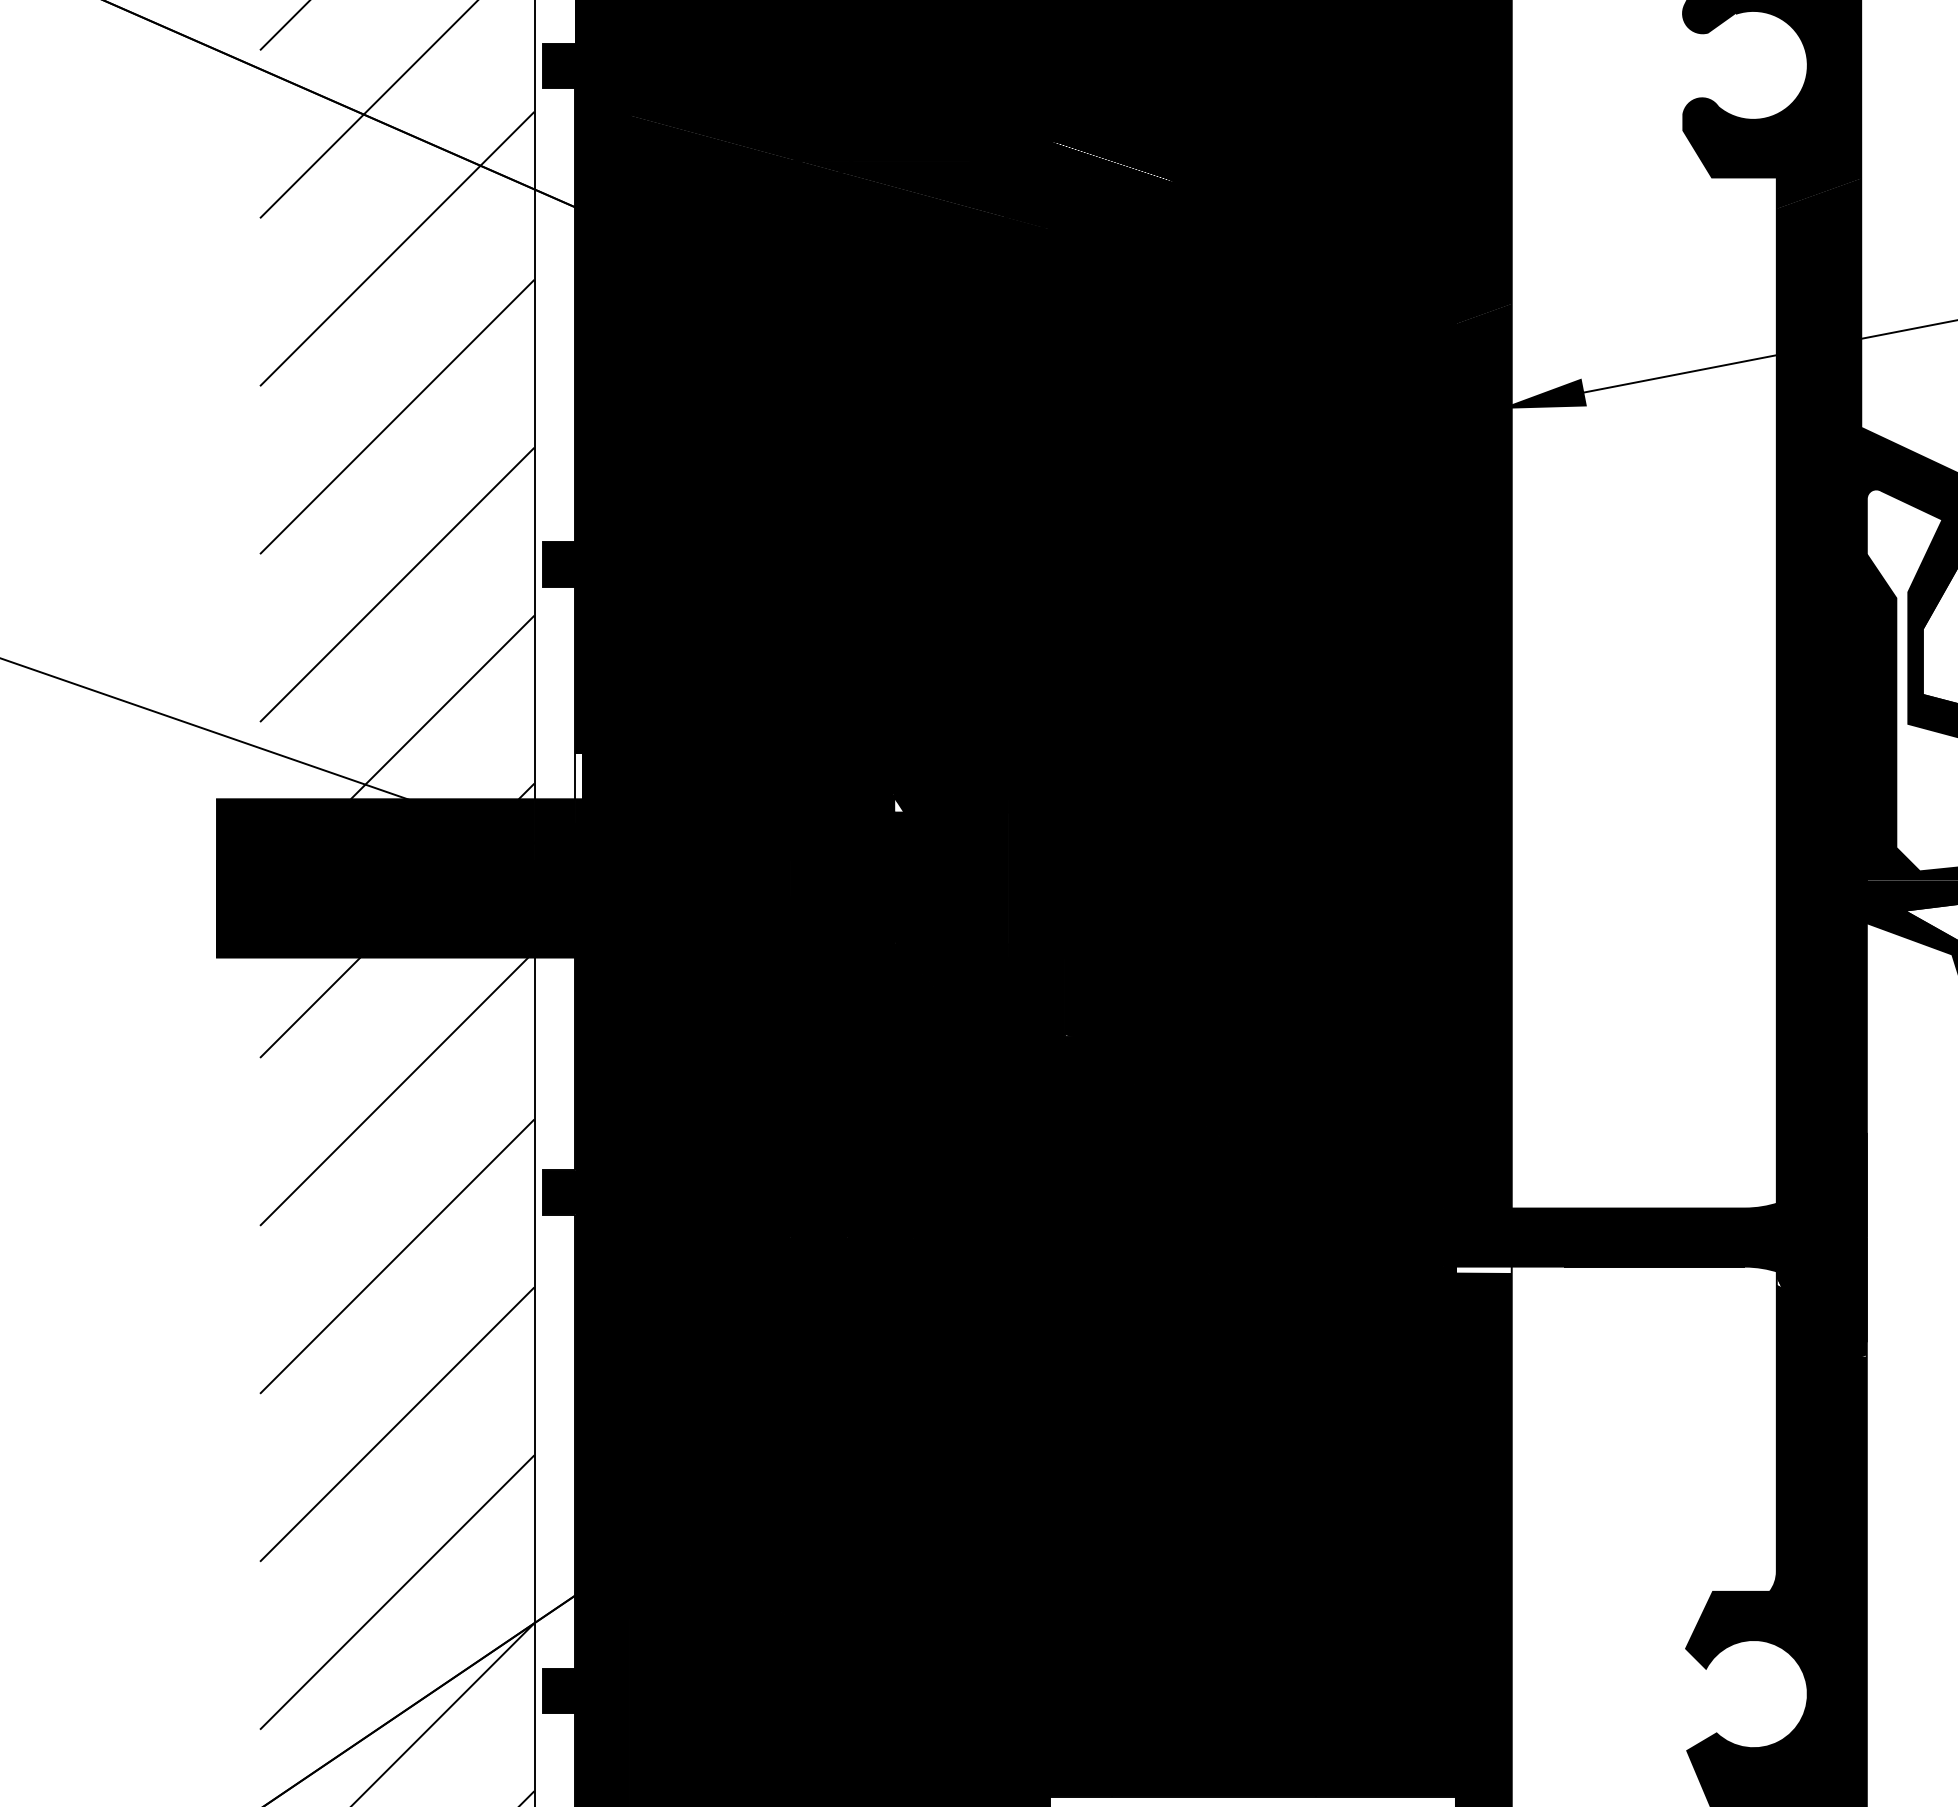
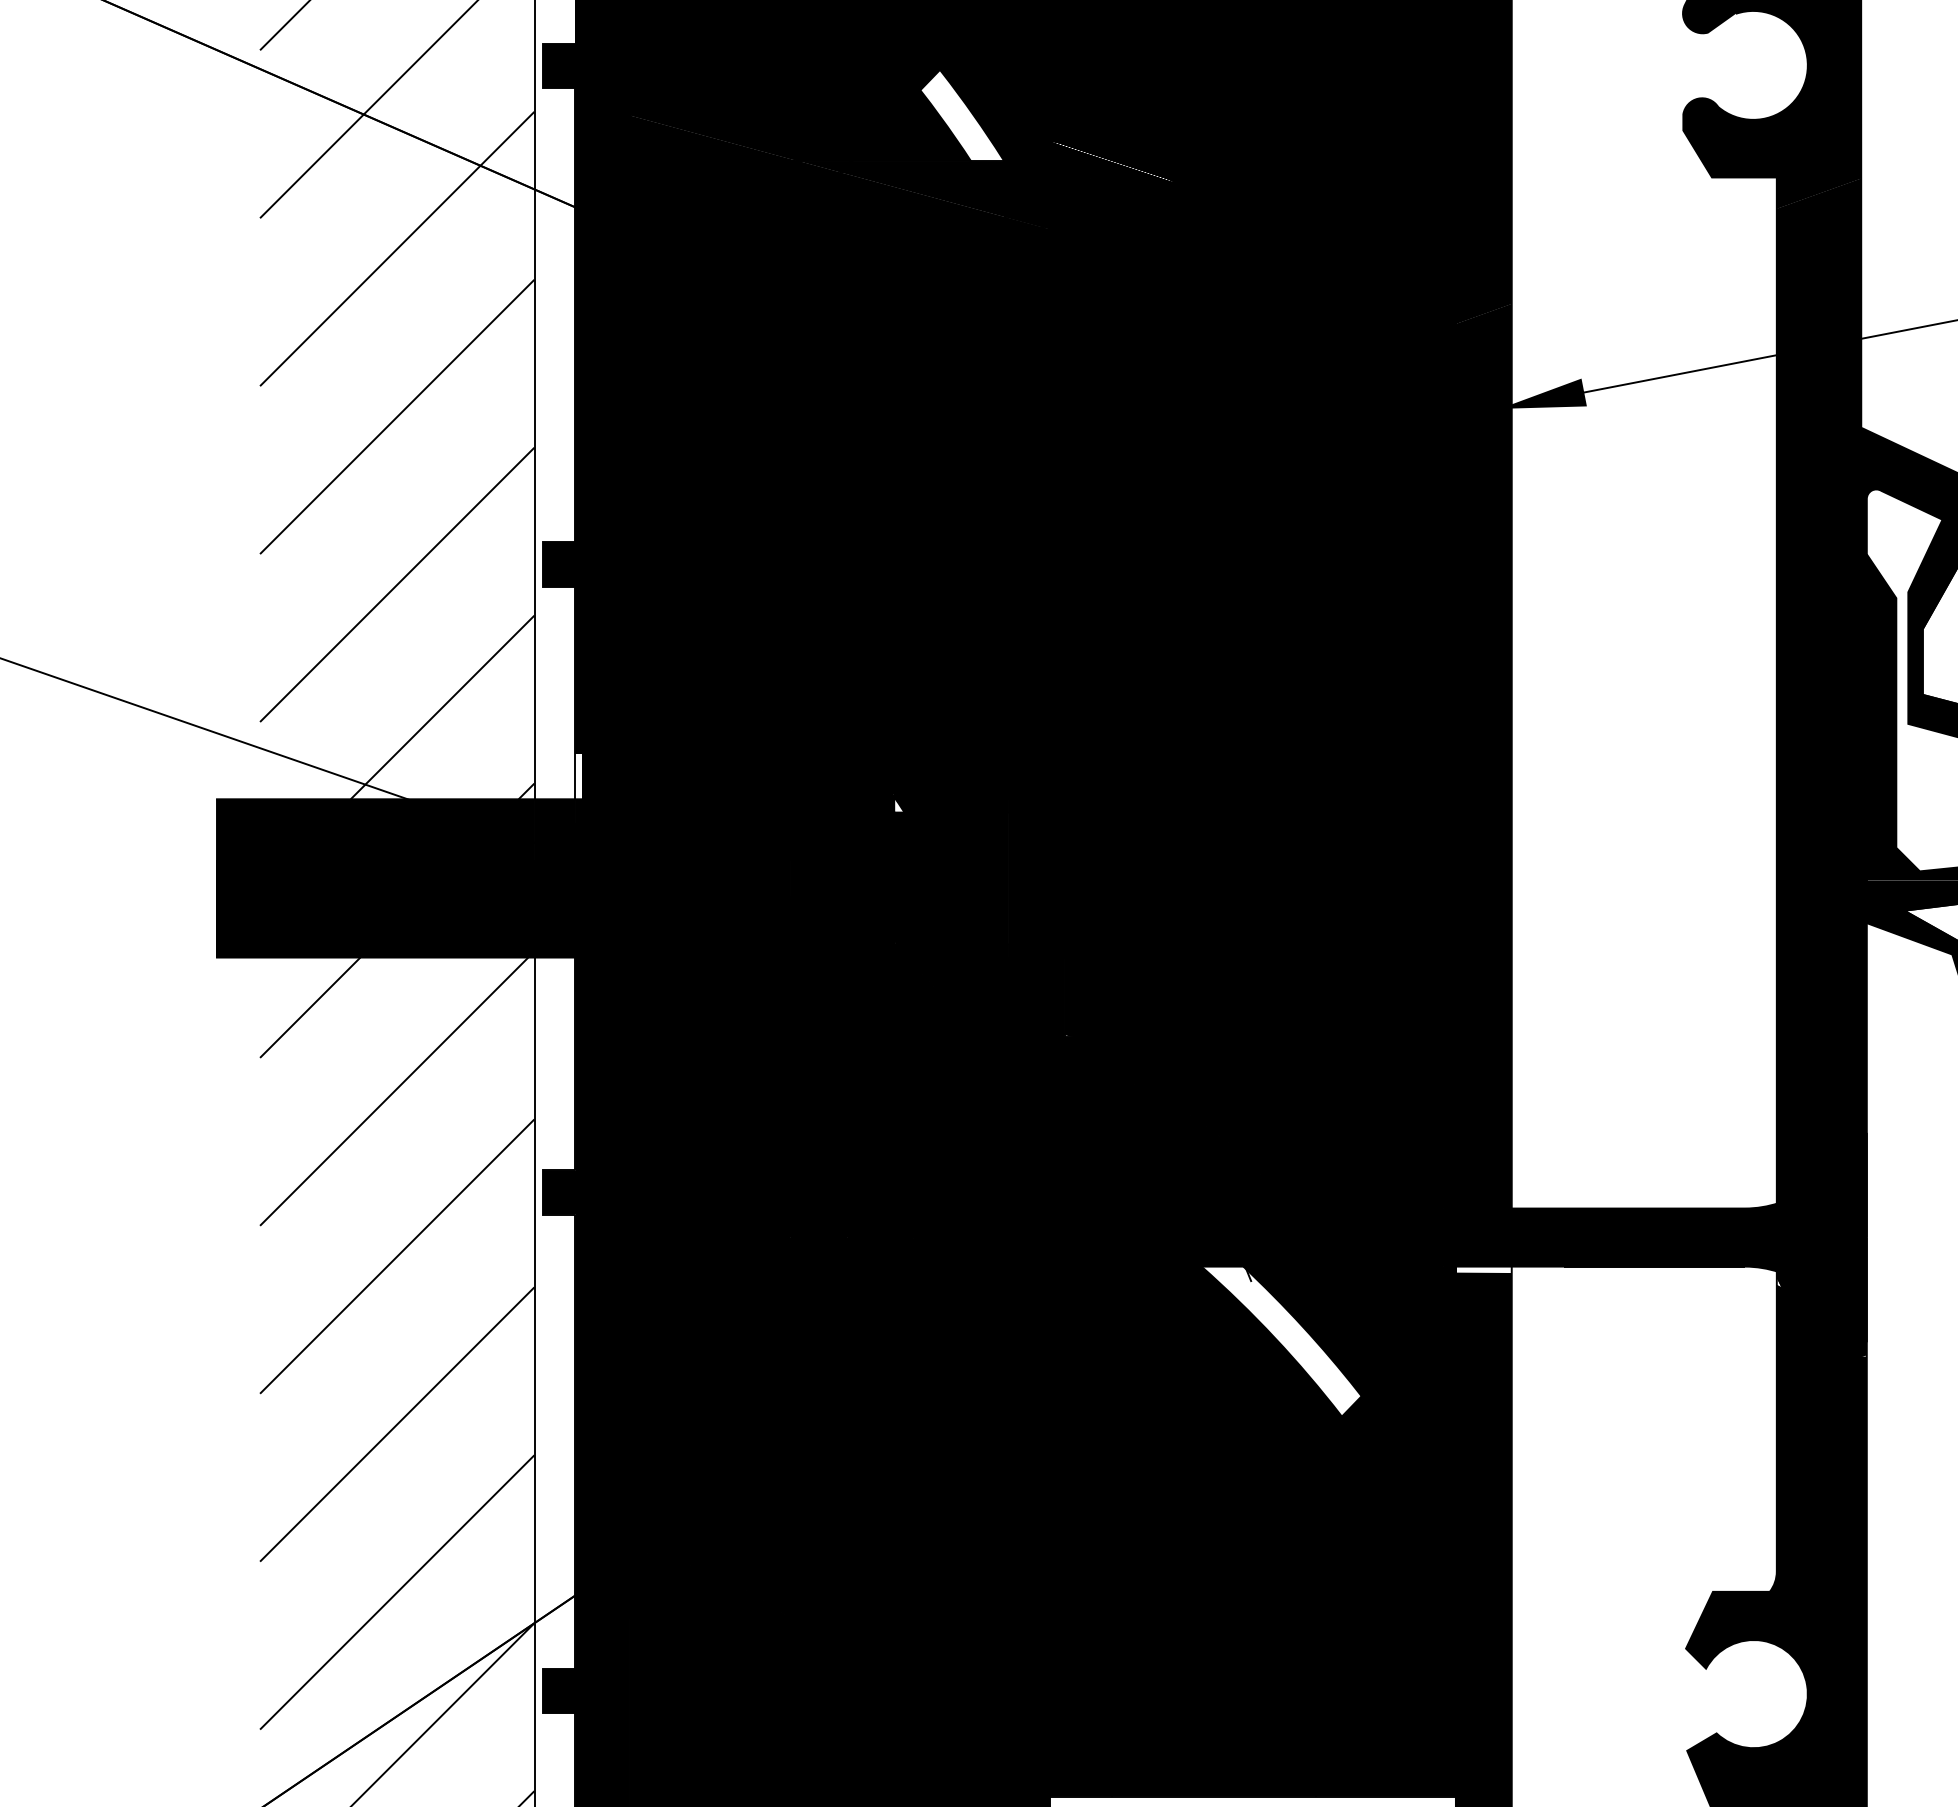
fill: present -> none (962, 115)
fill: present -> none (1281, 1341)
